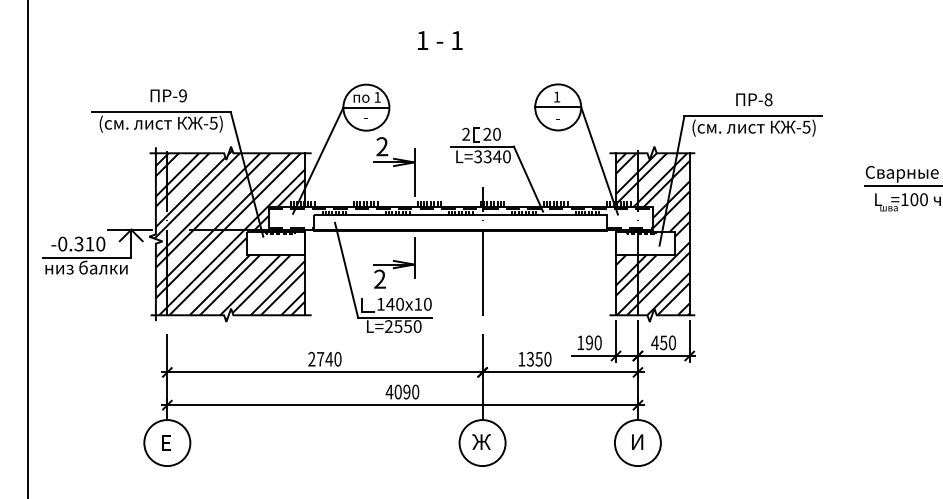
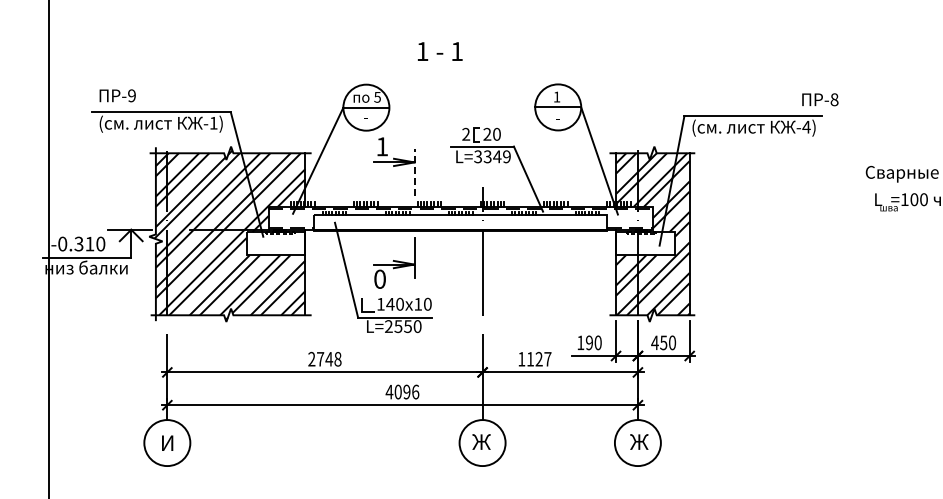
text position: (440, 40) -> (440, 51) (440, 51)
text position: (168, 95) -> (117, 95) (117, 95)
text: 1 -> 5 (377, 97)
text position: (754, 99) -> (820, 99) (820, 99)
text: -5) -> -1) (213, 123)
text: -5) -> -4) (806, 126)
text: 2 -> 1 (382, 146)
text: L=3340 -> L=3349 (506, 156)
line: solid -> dashed (414, 172)
line: present -> none (902, 186)
line position: (28, 248) -> (49, 248) (49, 248)
text: 2 -> 0 (379, 278)
text: 1350 -> 1127 (538, 358)
text: 2740 -> 2748 (337, 359)
text: 4090 -> 4096 (415, 391)
text: И -> Ж (639, 441)
text: Е -> И (167, 442)
